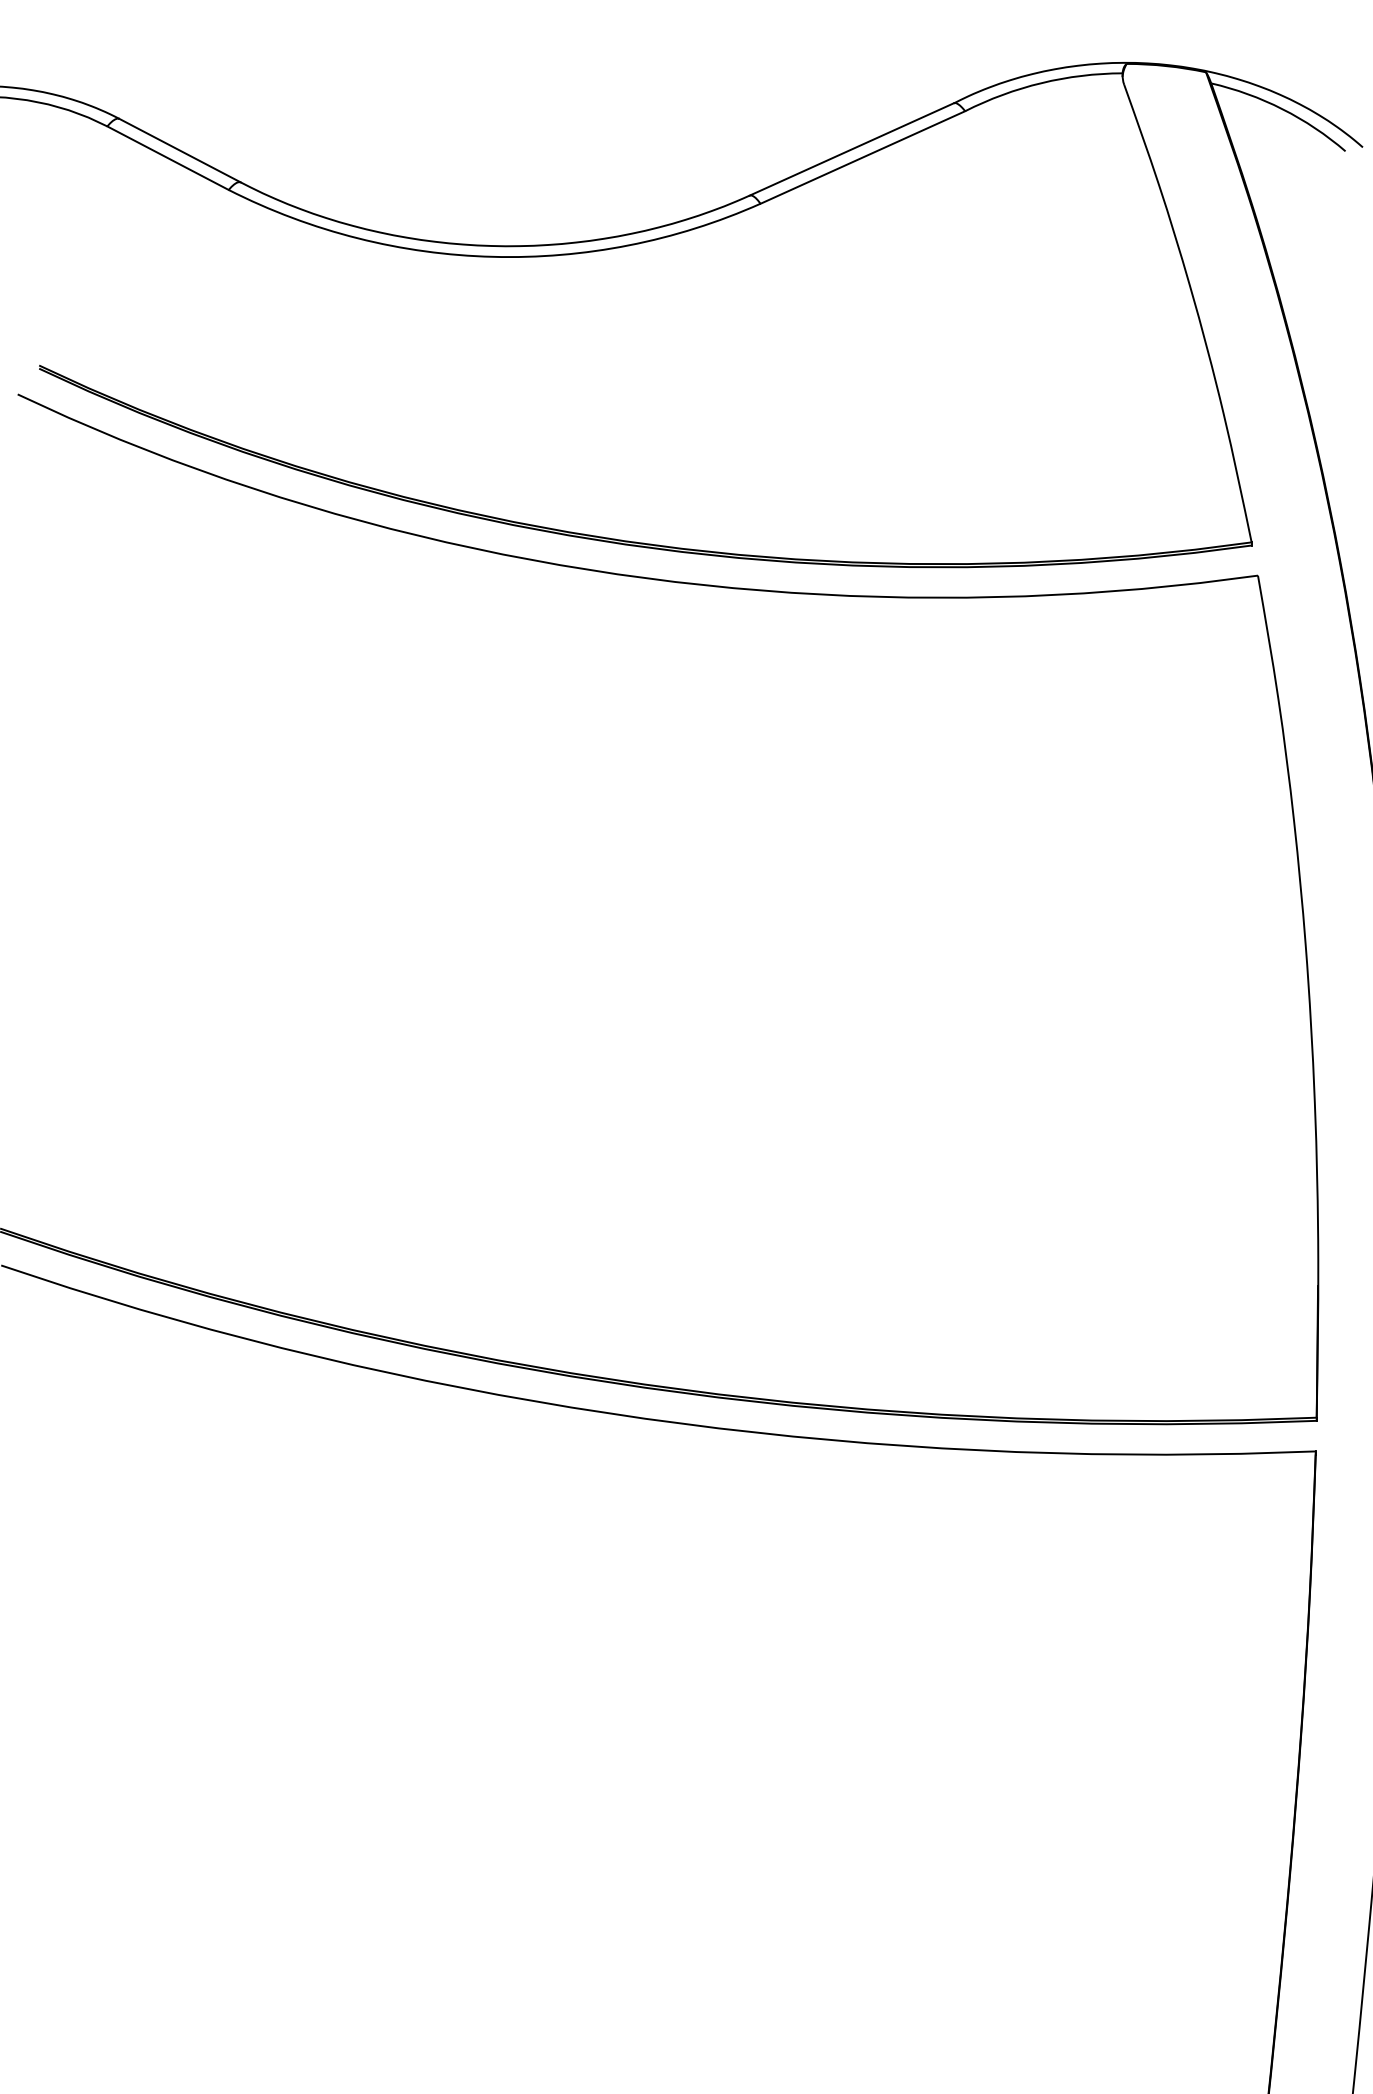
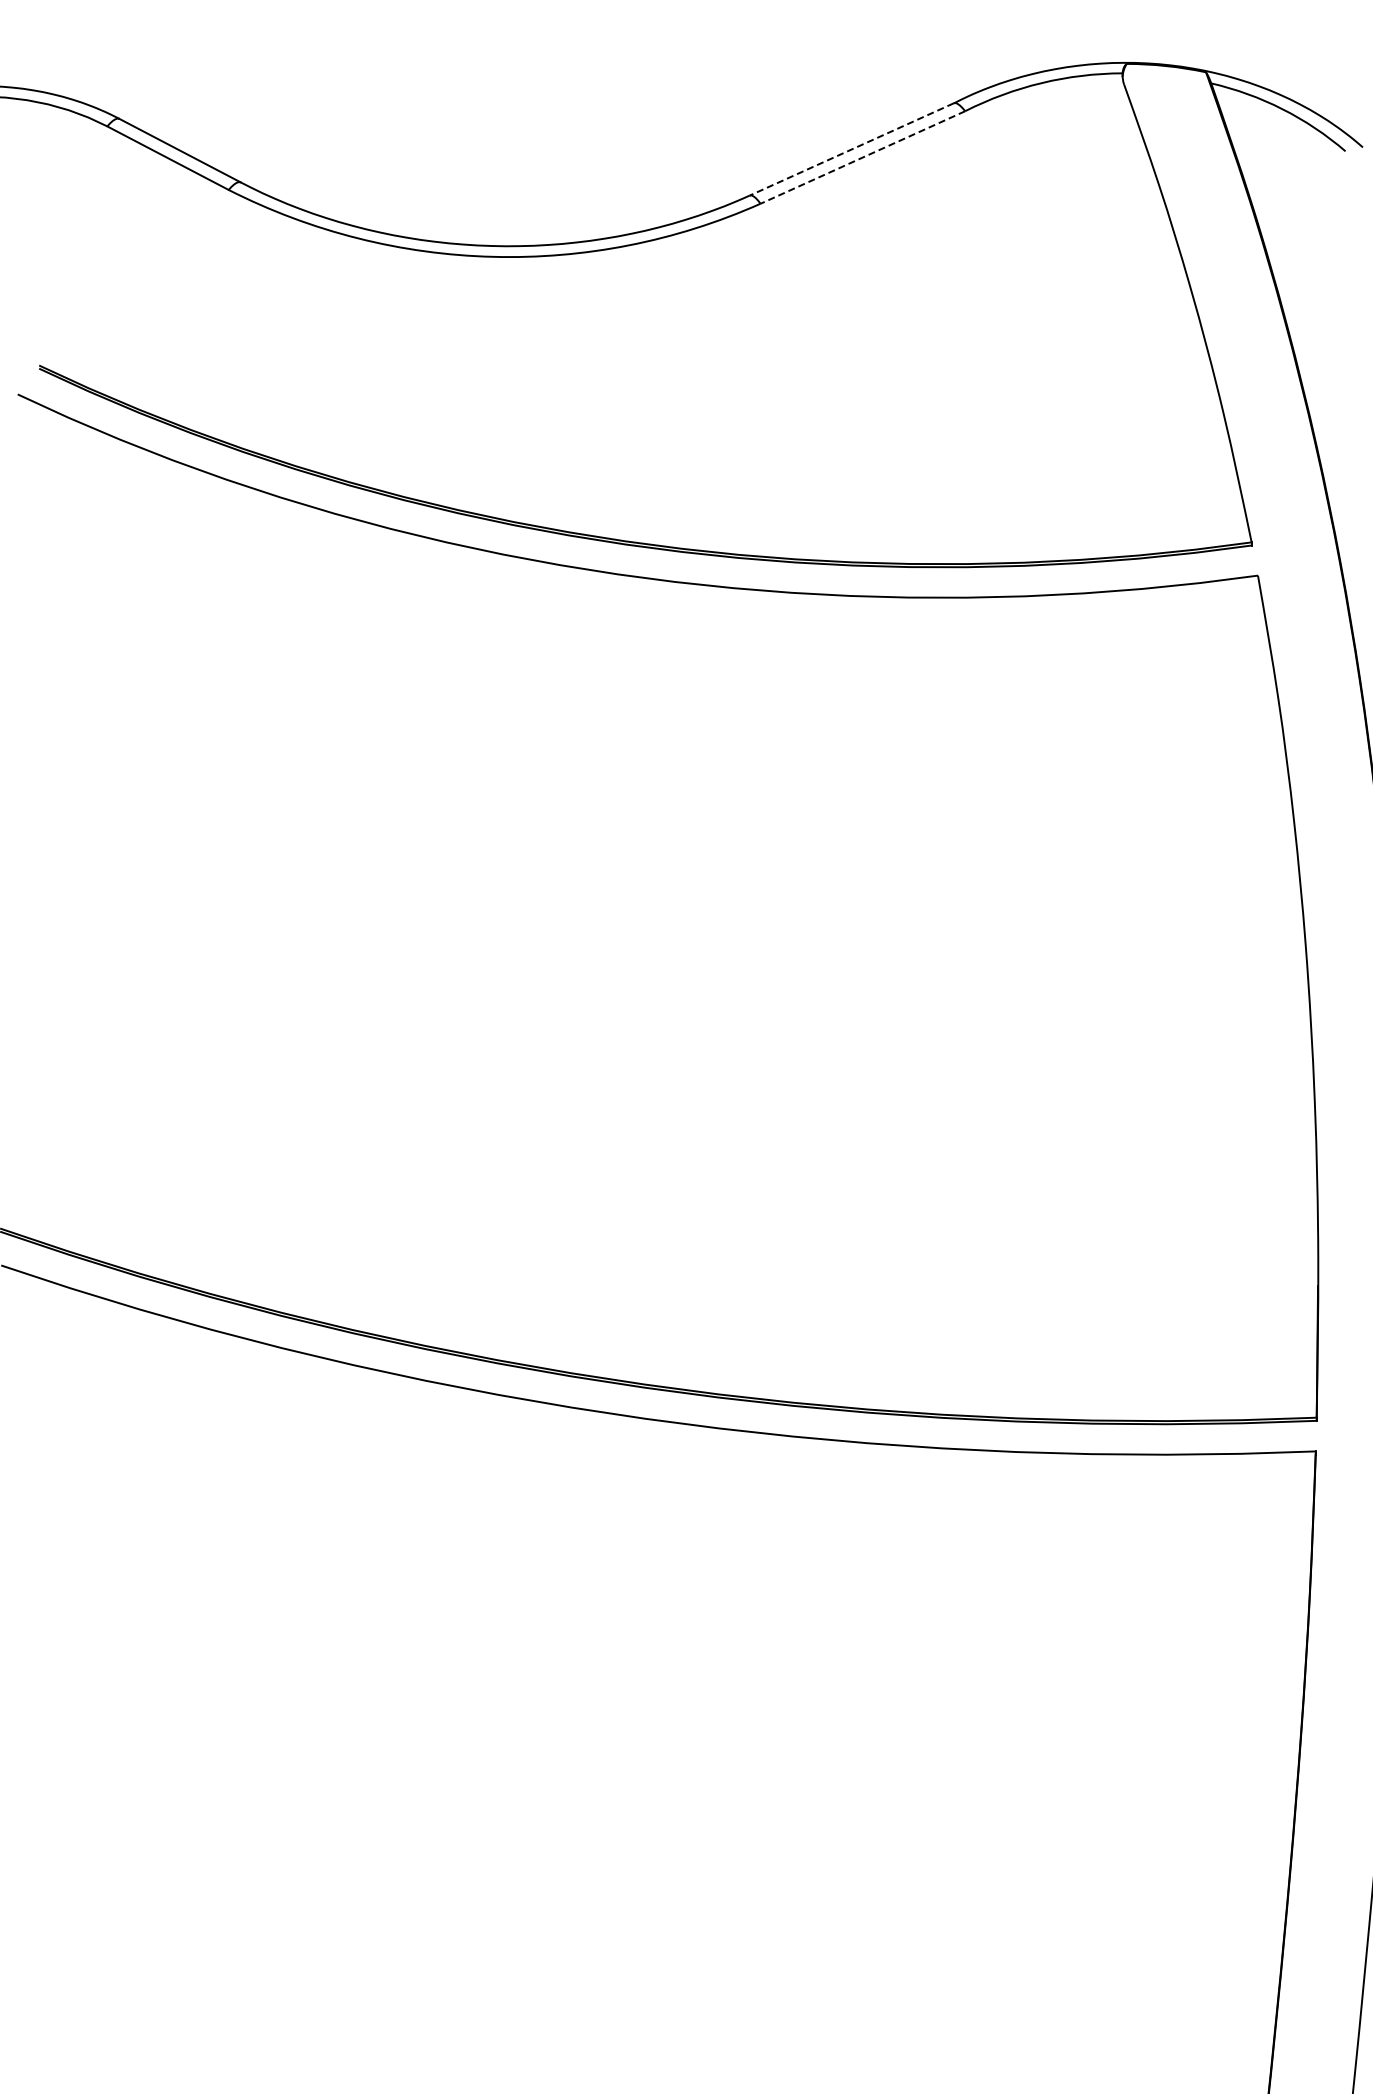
line: solid -> dashed (851, 149)
line: solid -> dashed (862, 157)
